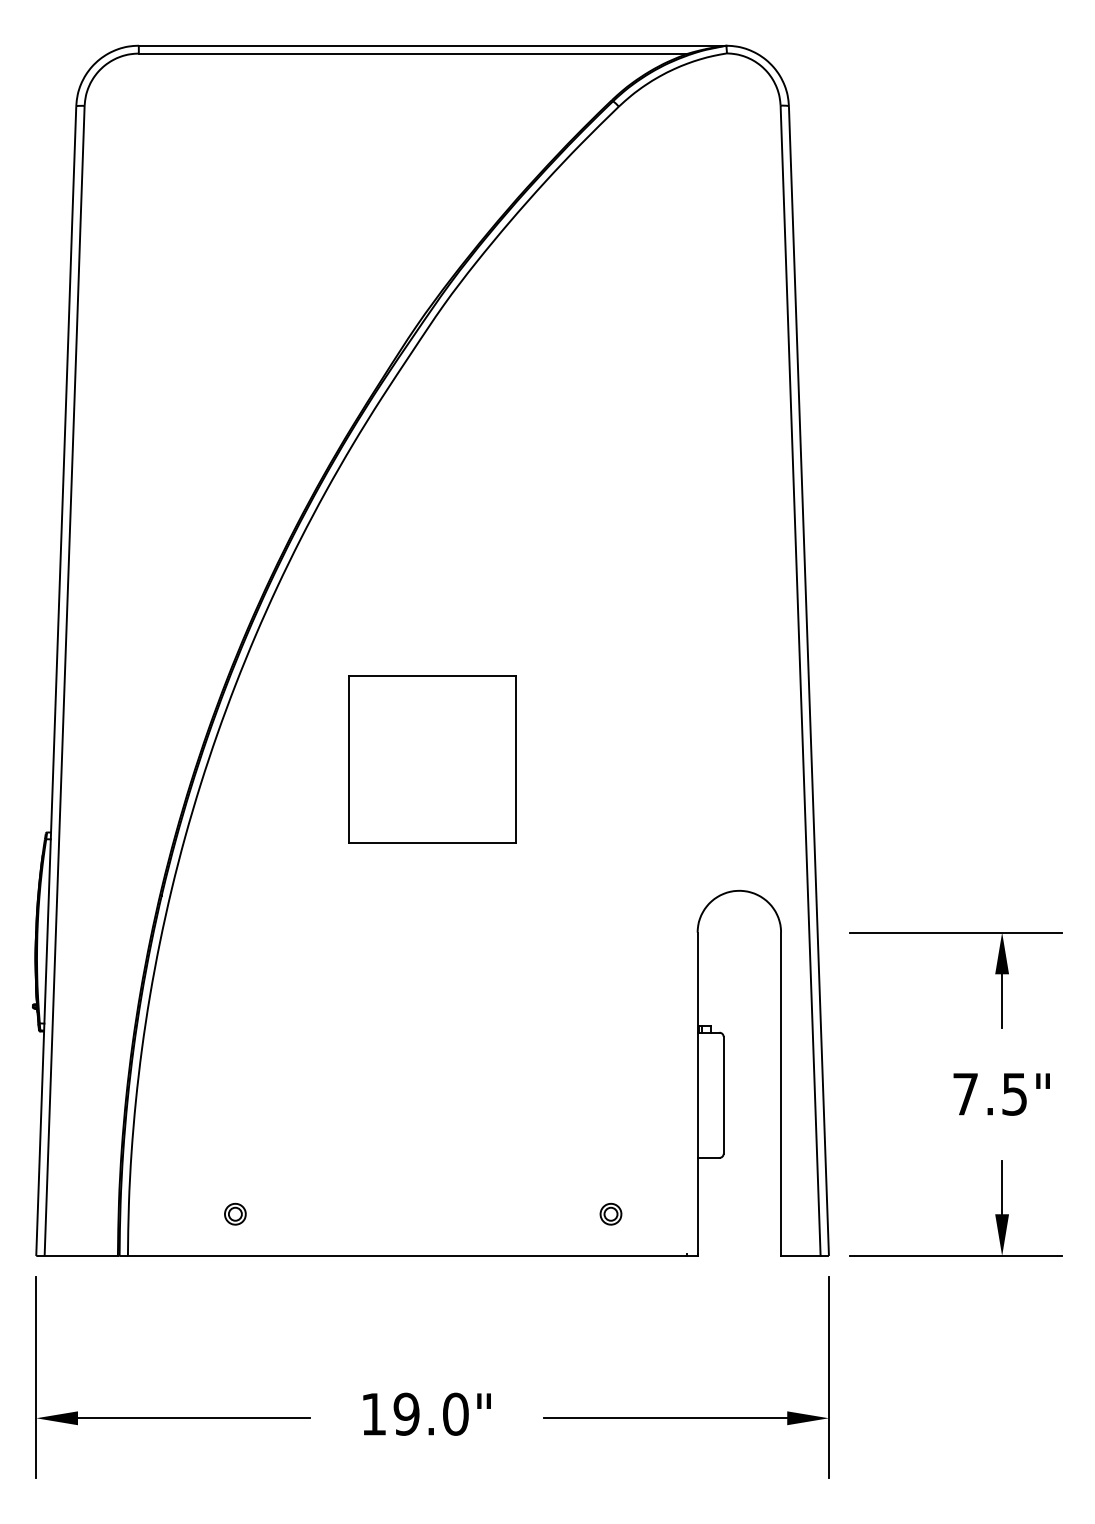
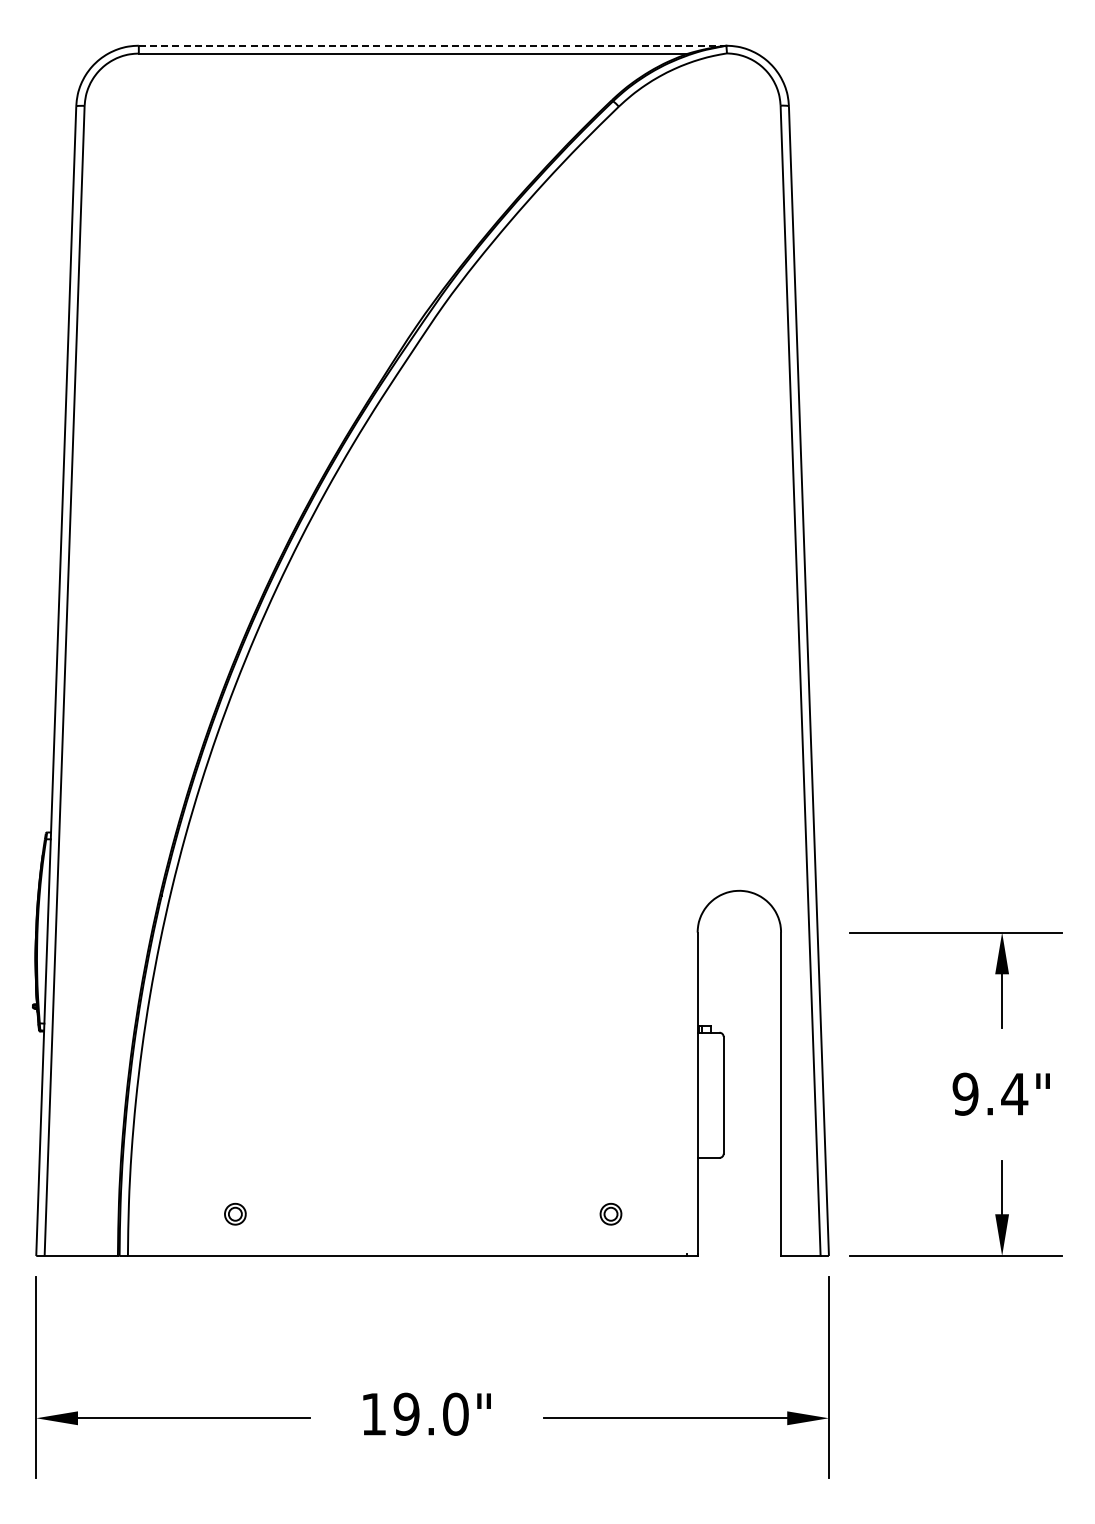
line: solid -> dashed (432, 45)
part: present -> none (432, 759)
text: 7.5" -> 9.4" (990, 1093)
